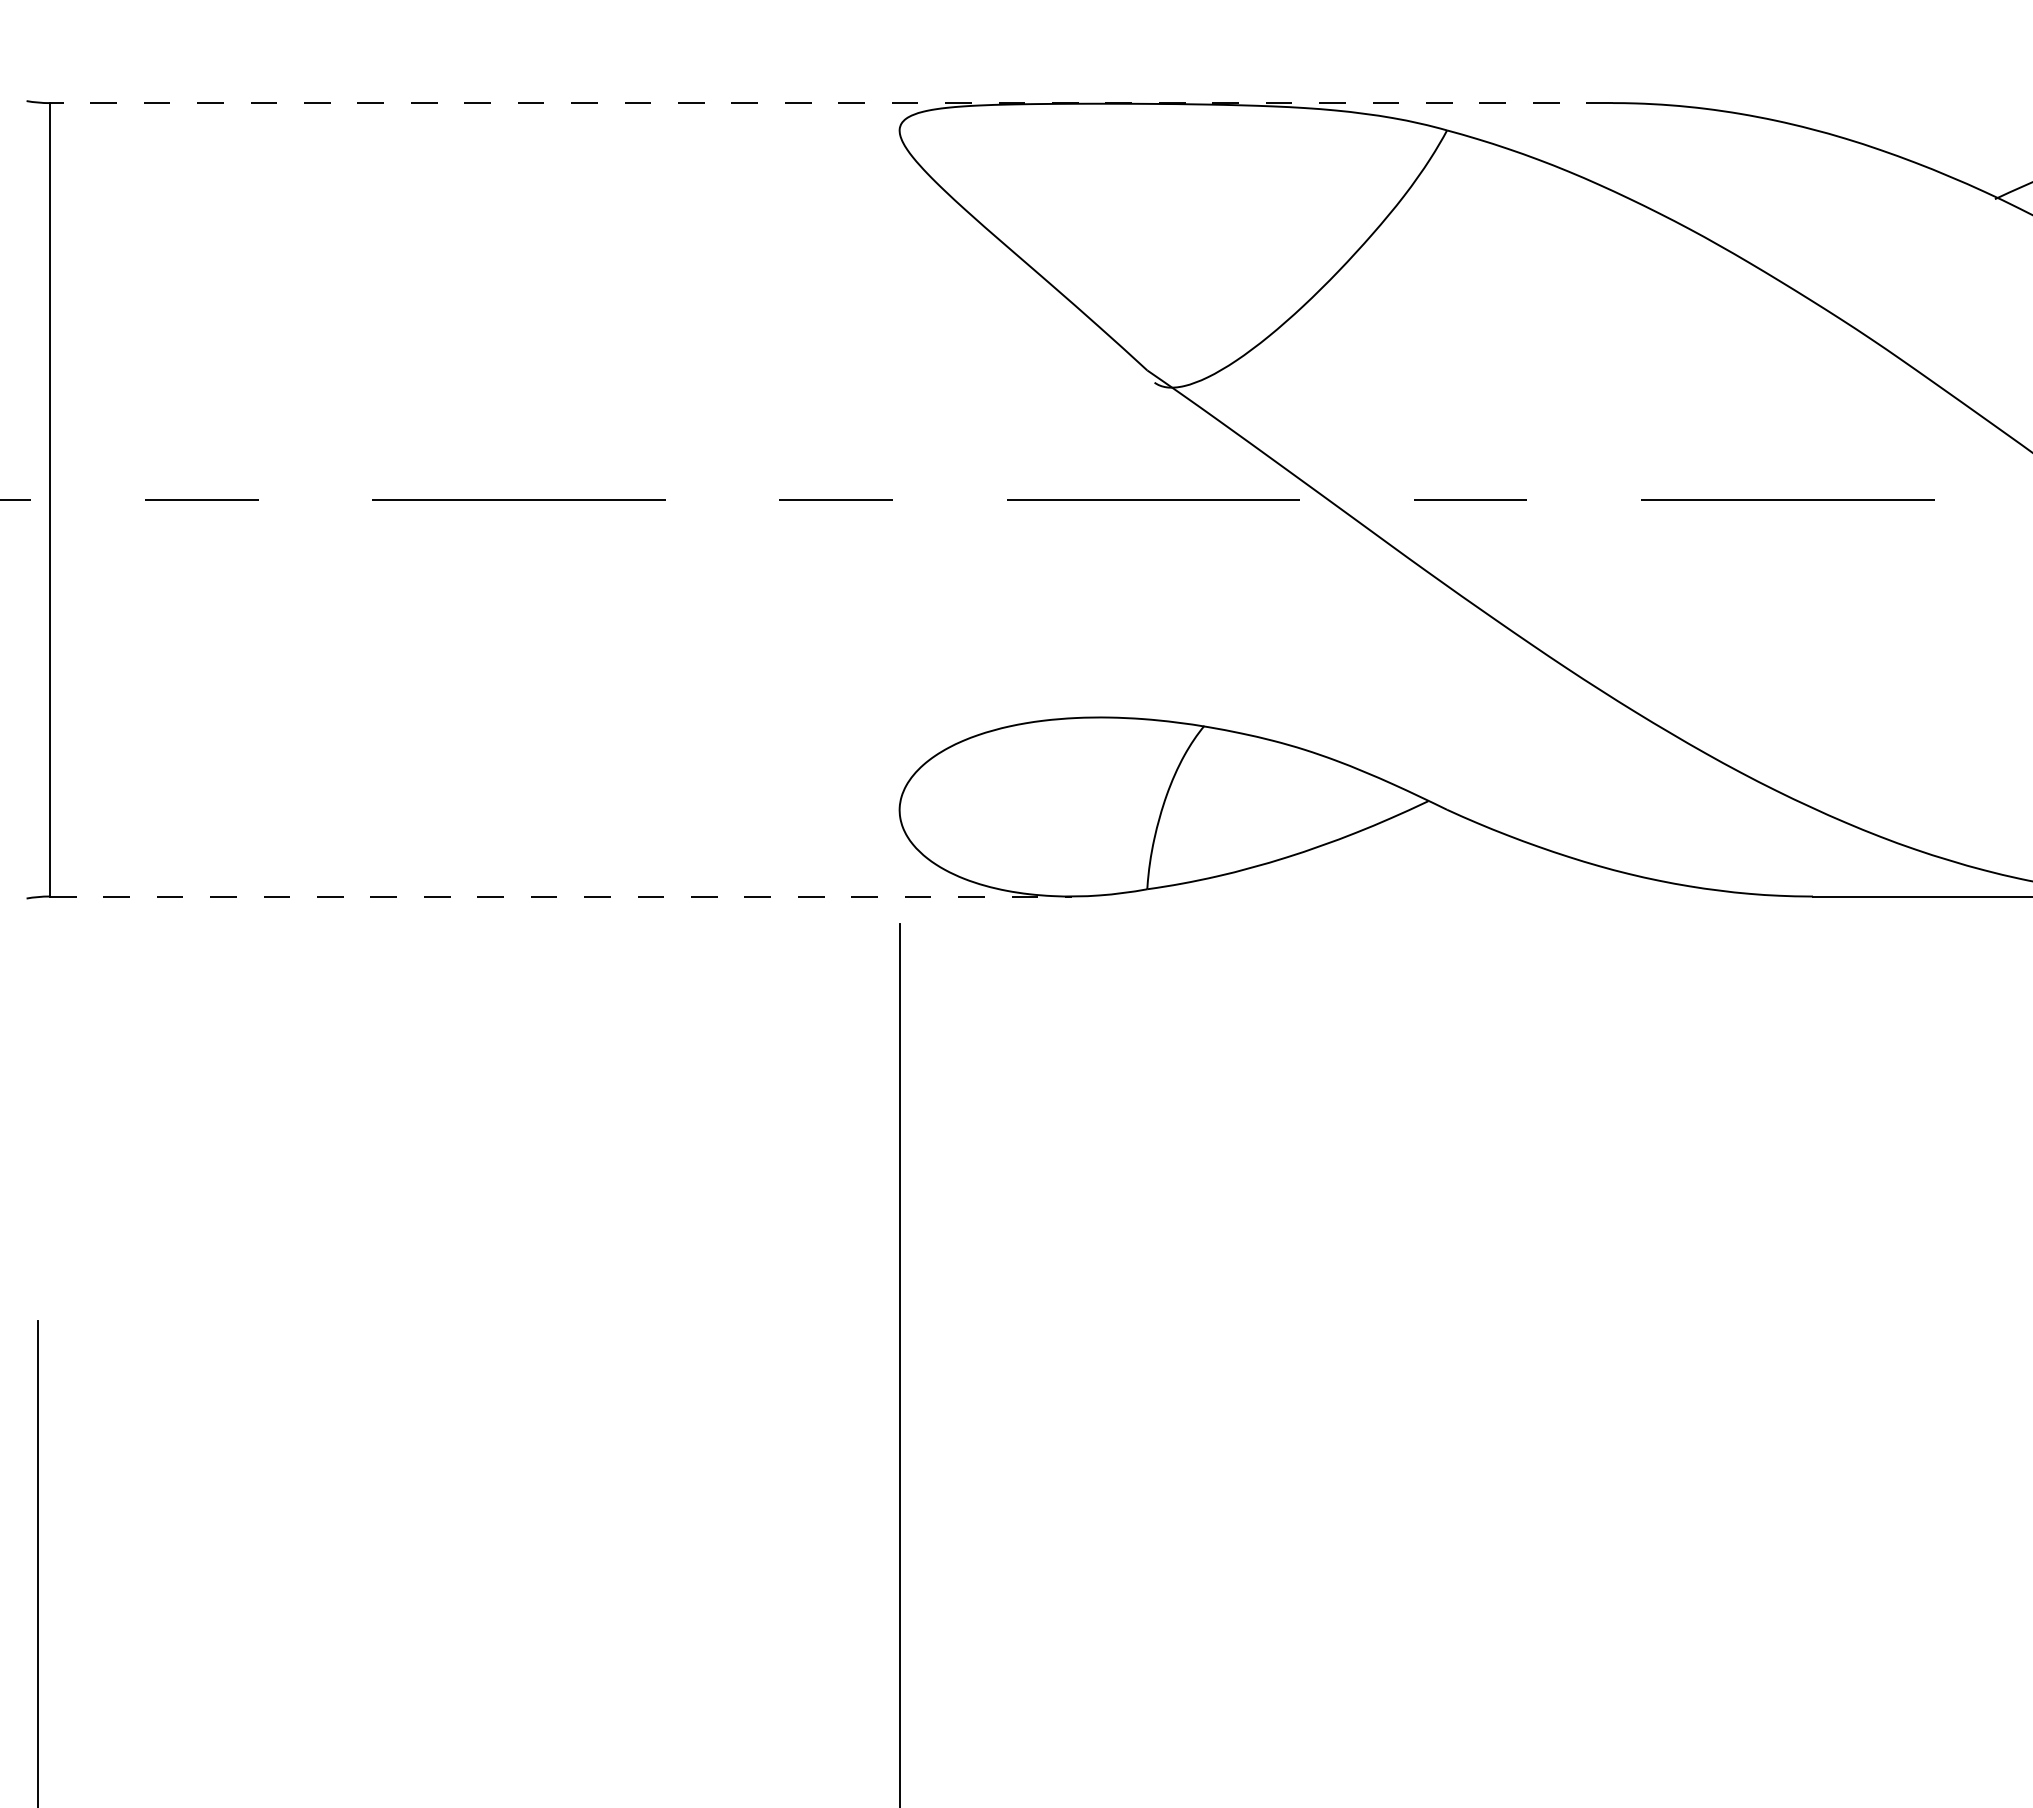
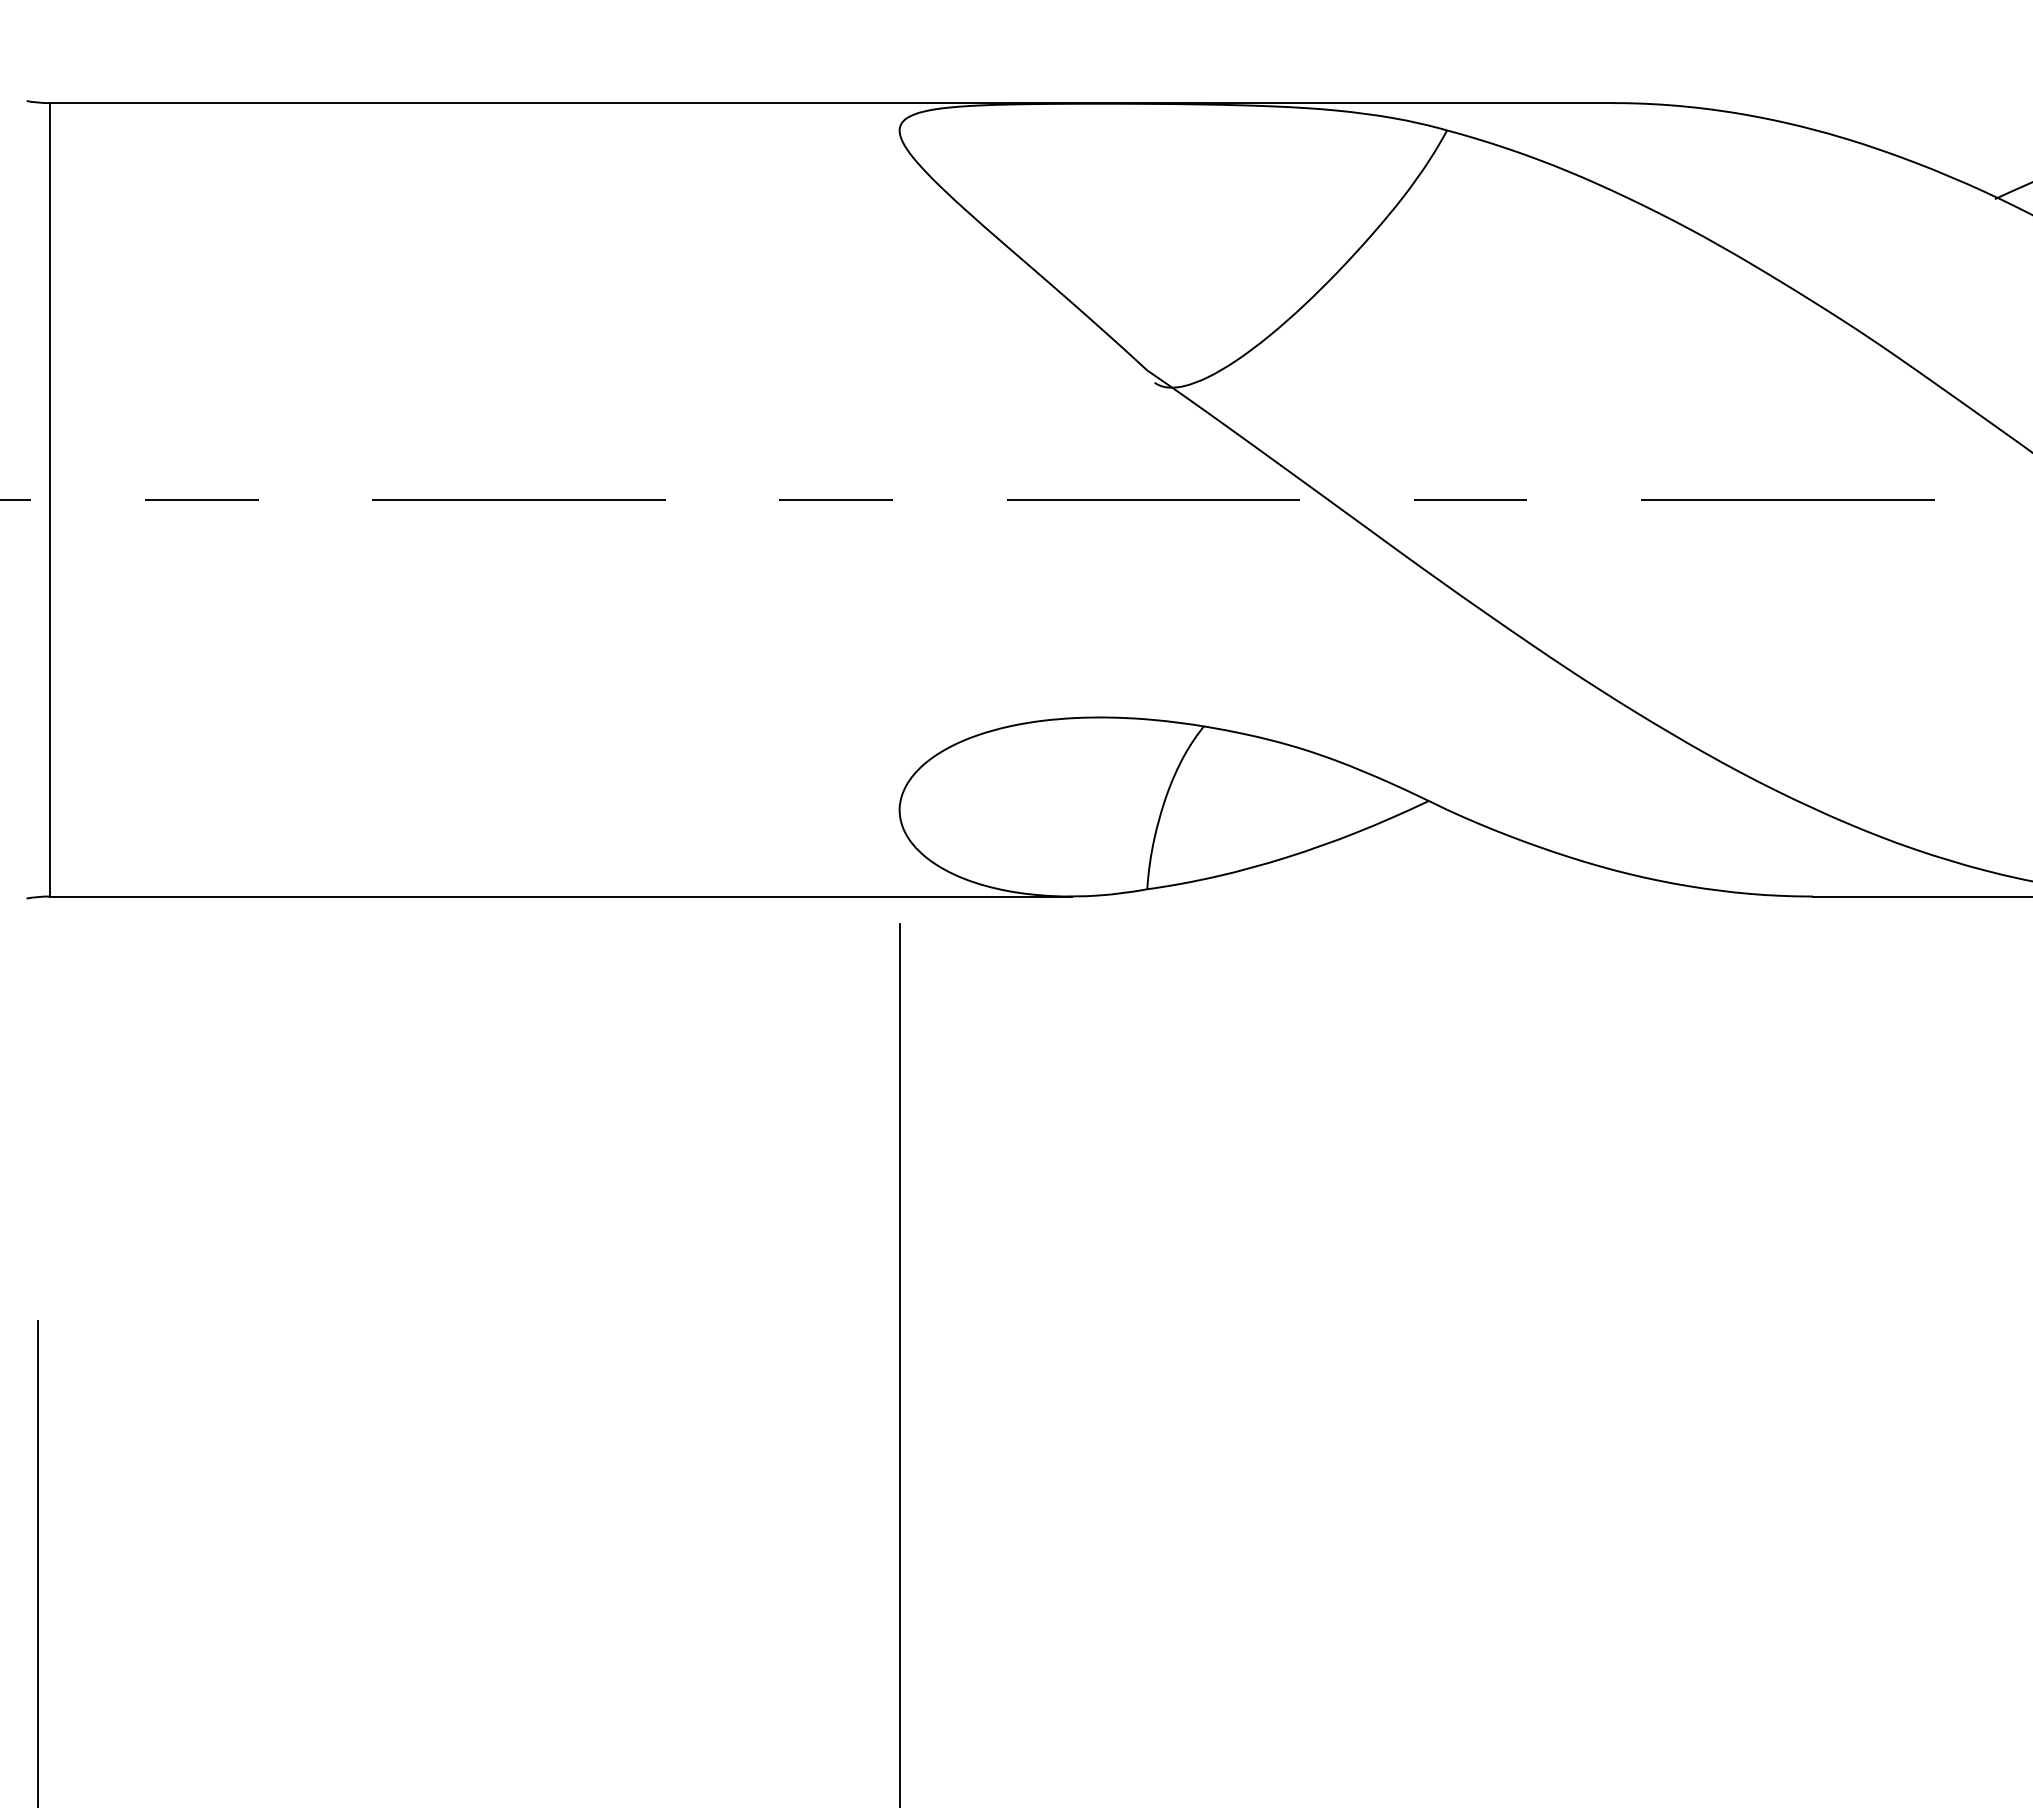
line: dashed -> solid (831, 103)
line: dashed -> solid (561, 896)
